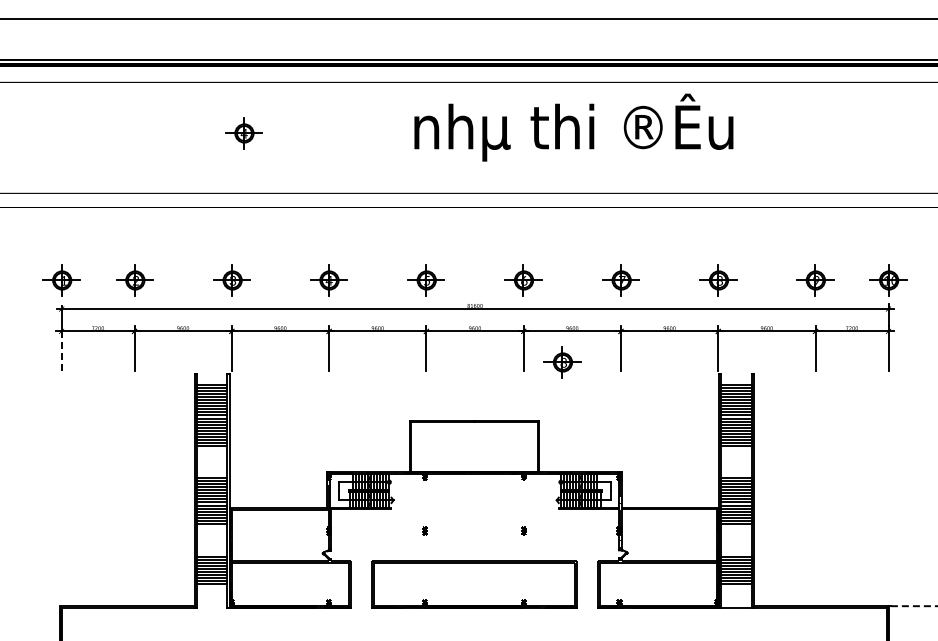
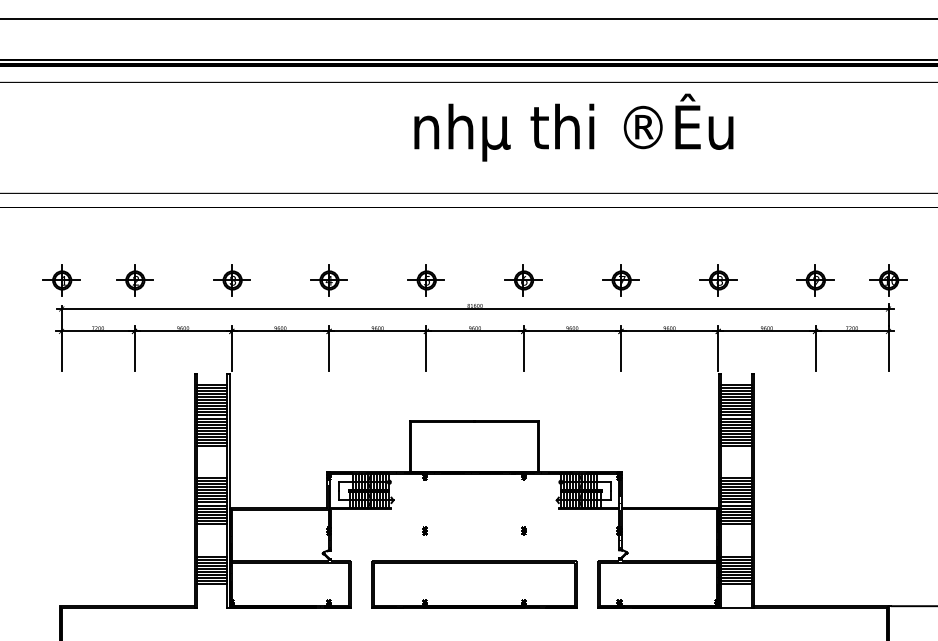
part: present -> none (243, 133)
line: dashed -> solid (61, 351)
part: present -> none (562, 362)
line: dashed -> solid (914, 606)
